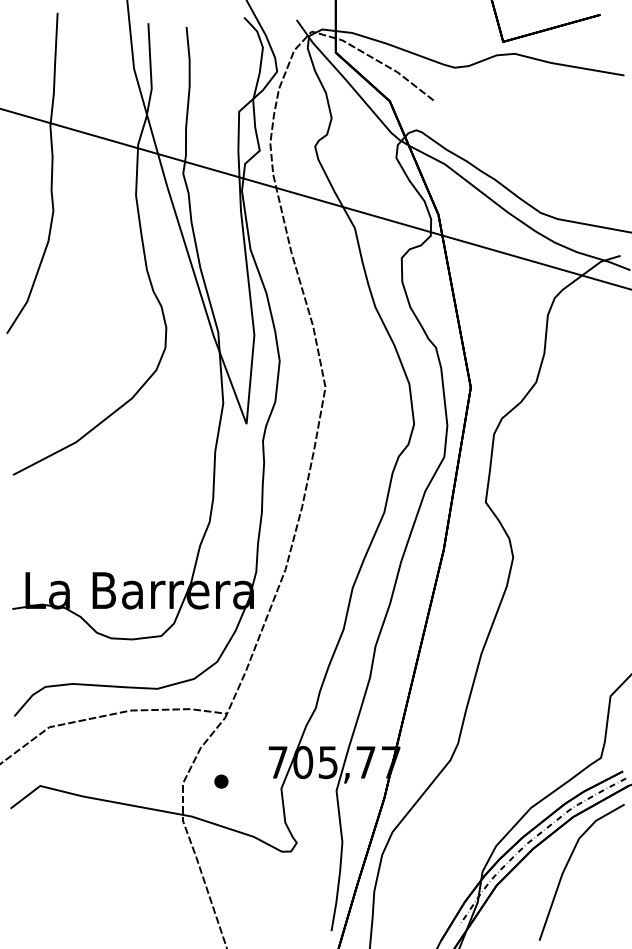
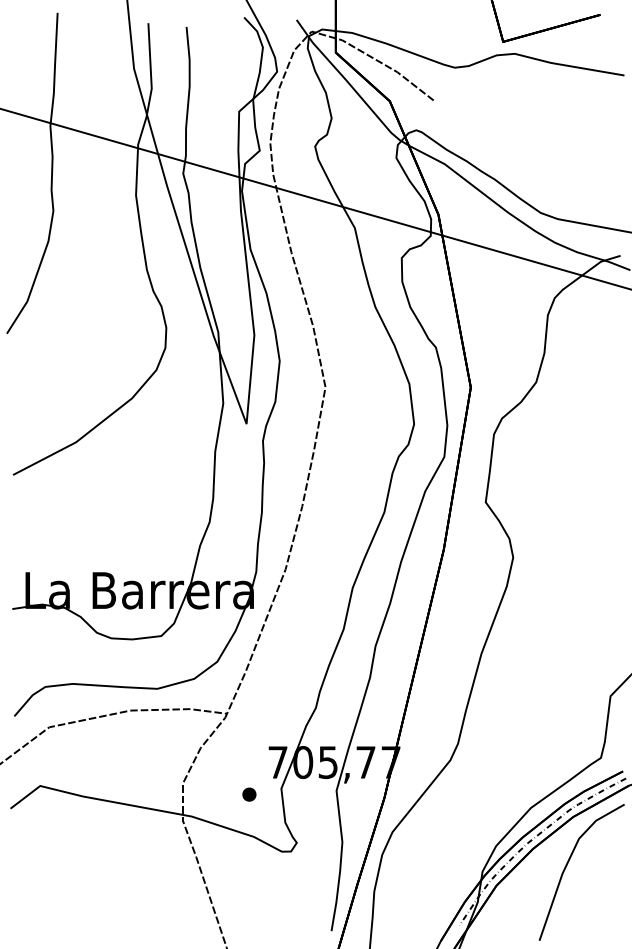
part position: (221, 781) -> (249, 794) (249, 794)
